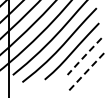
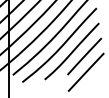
line: dashed -> solid (84, 56)
line: dashed -> solid (86, 72)
